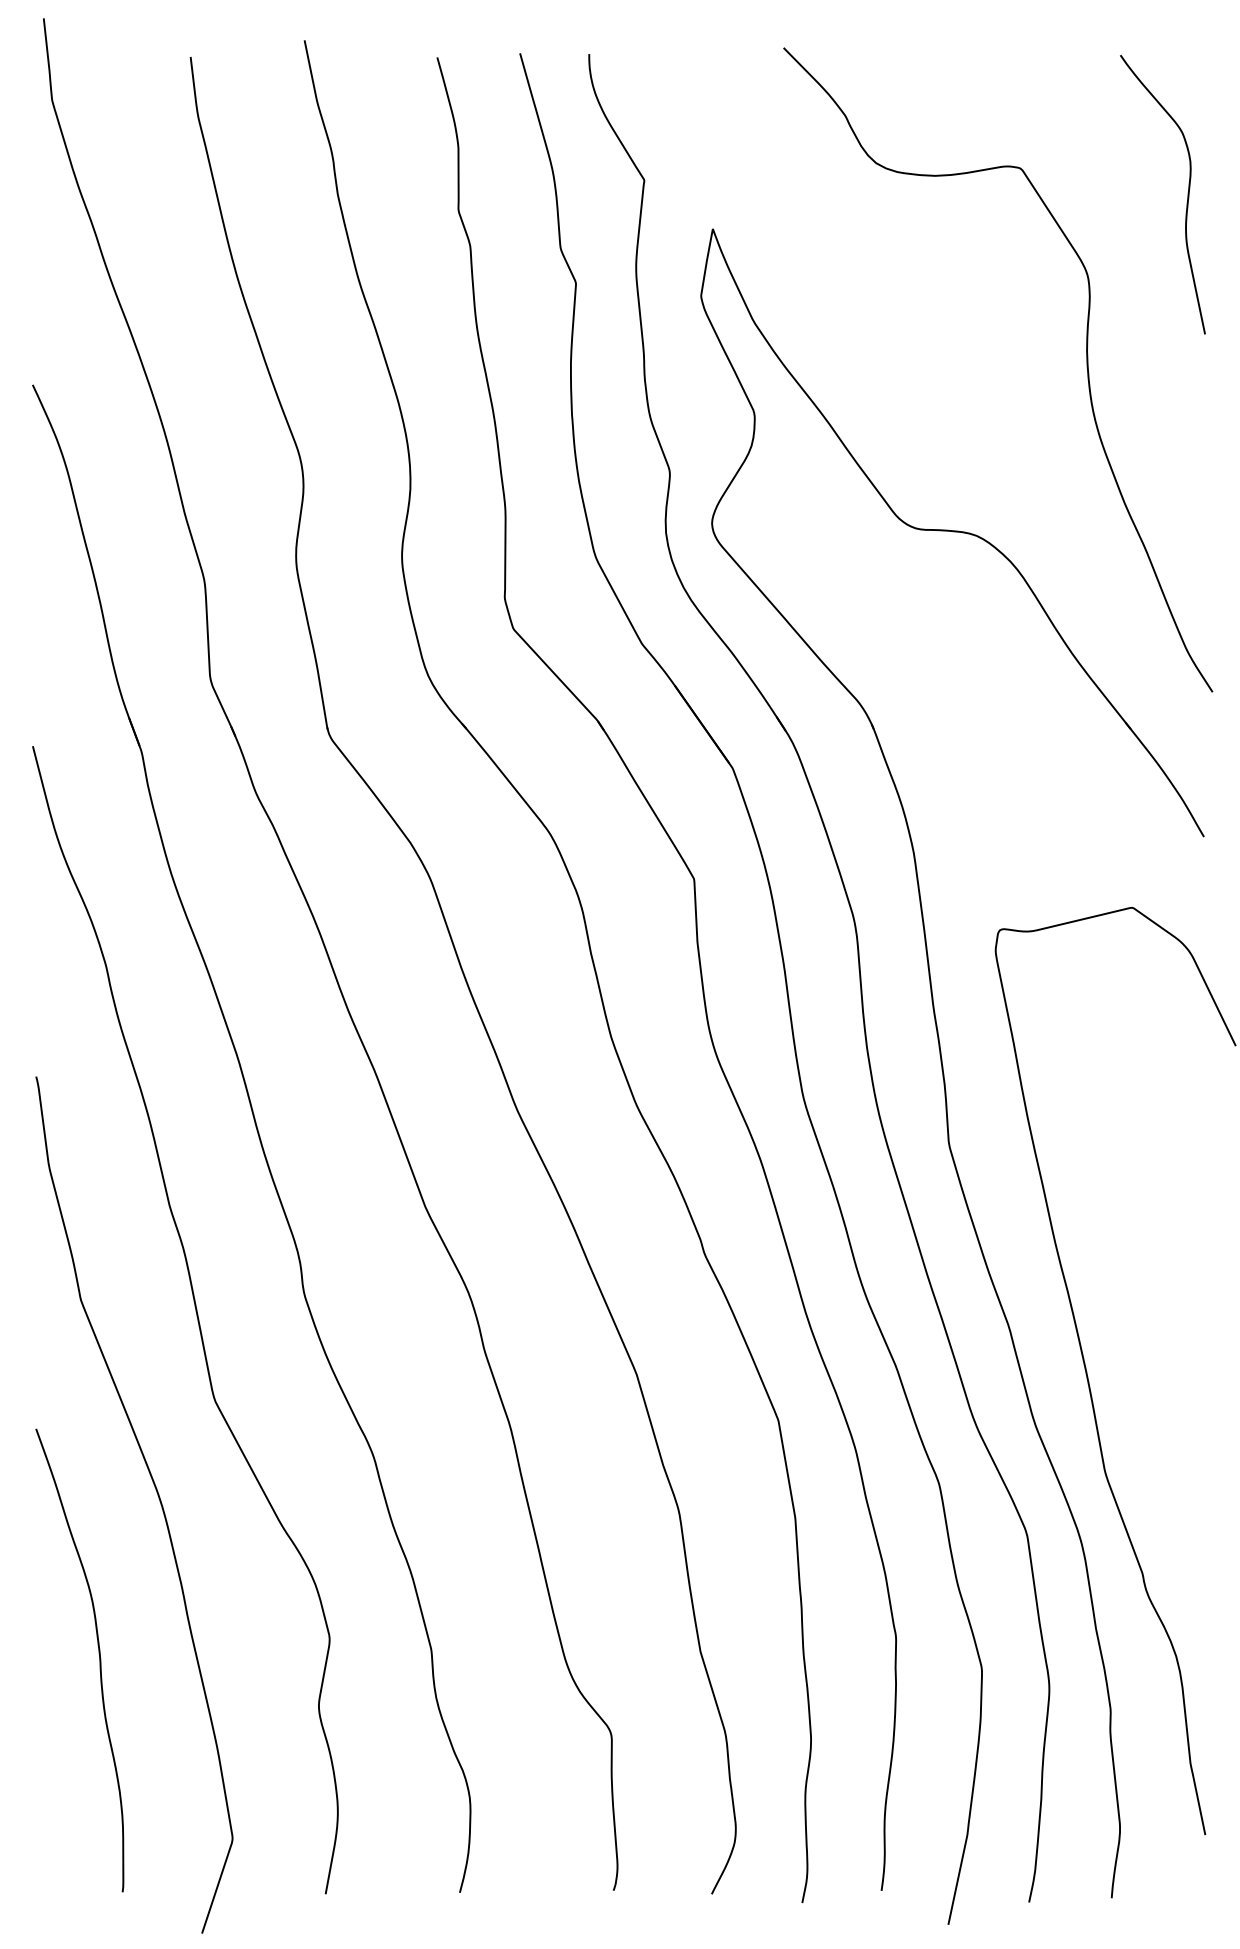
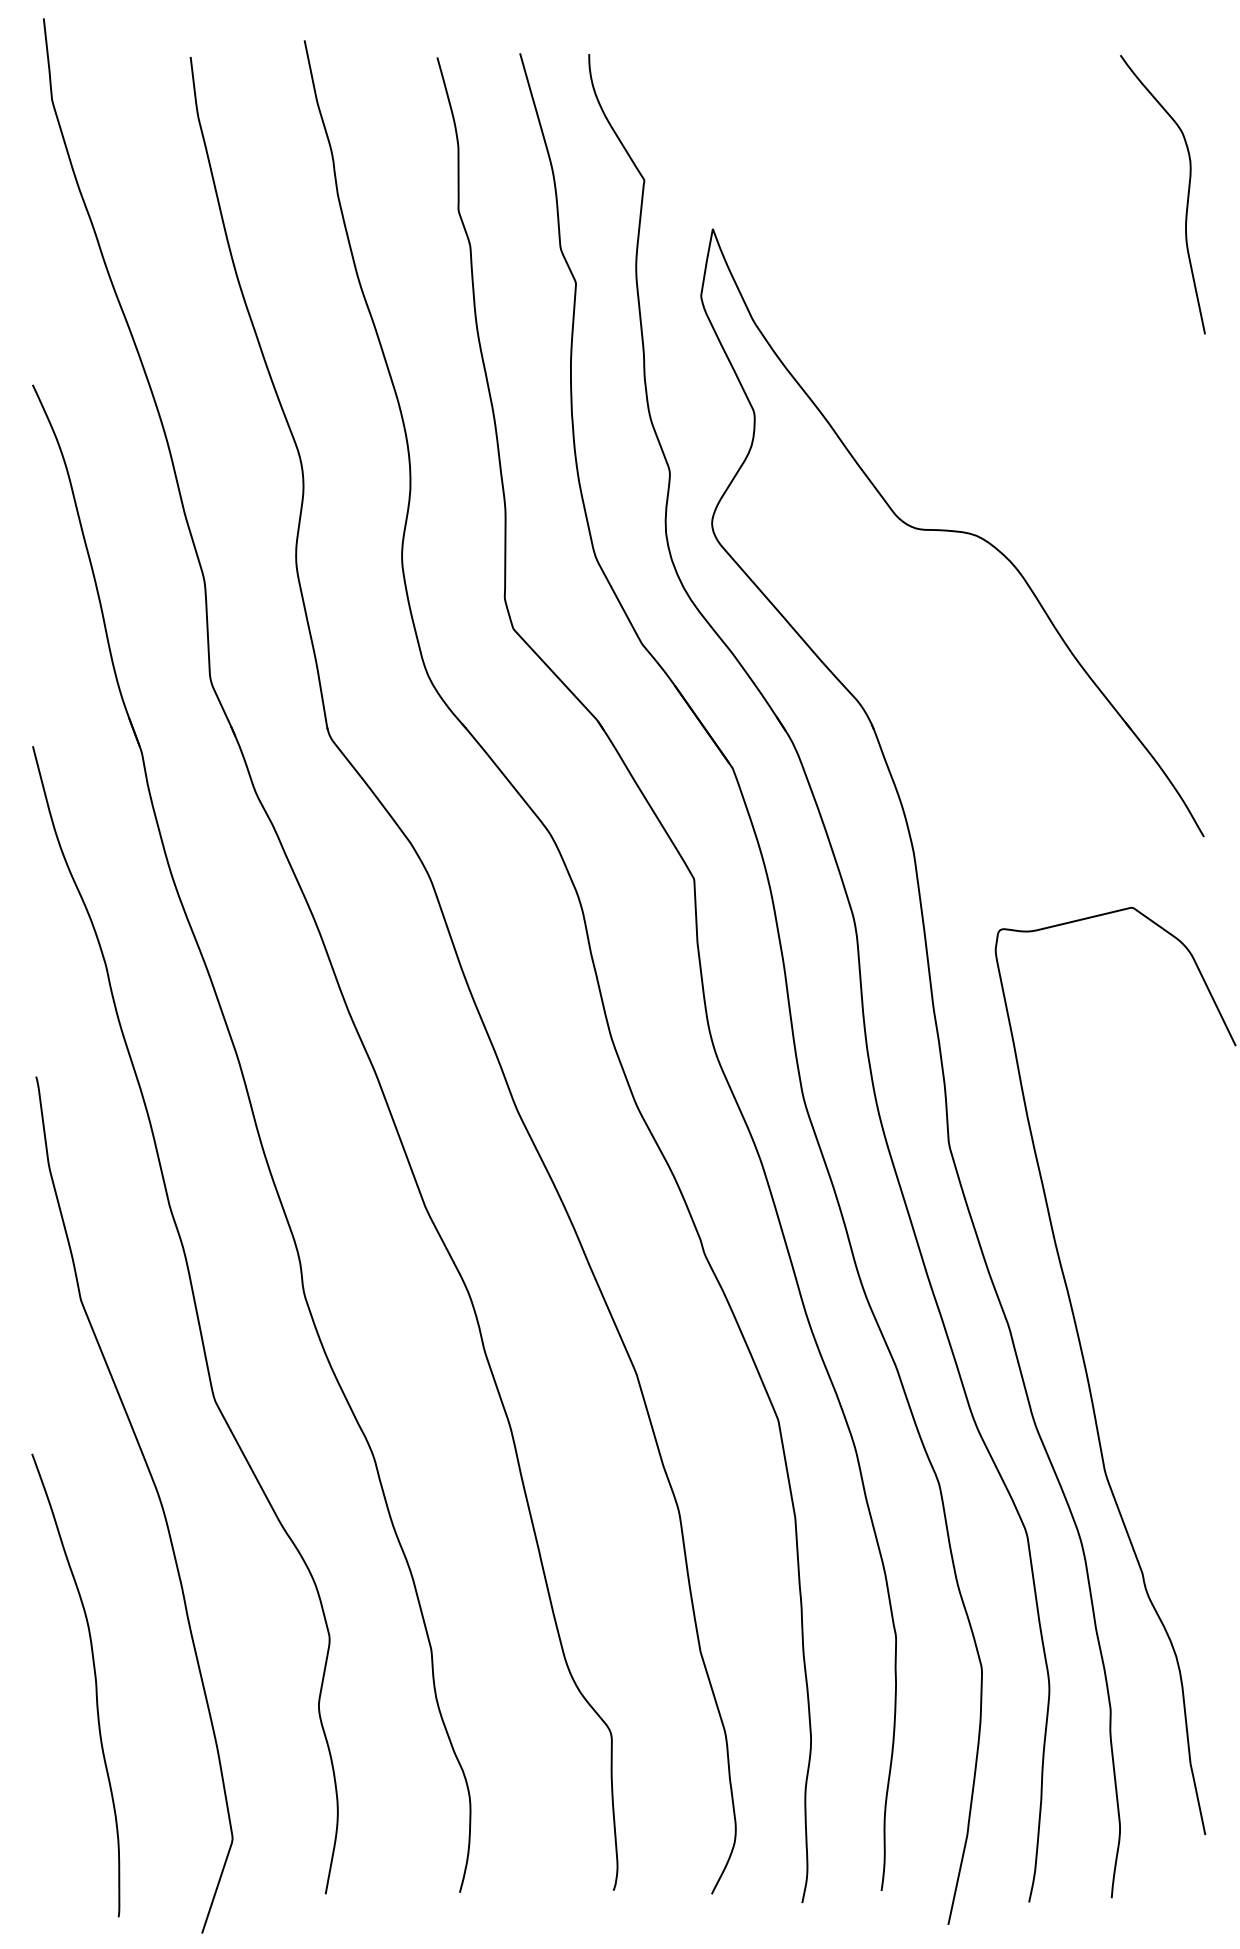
curve: present -> none (1086, 367)
curve position: (99, 1660) -> (95, 1685) (95, 1685)
